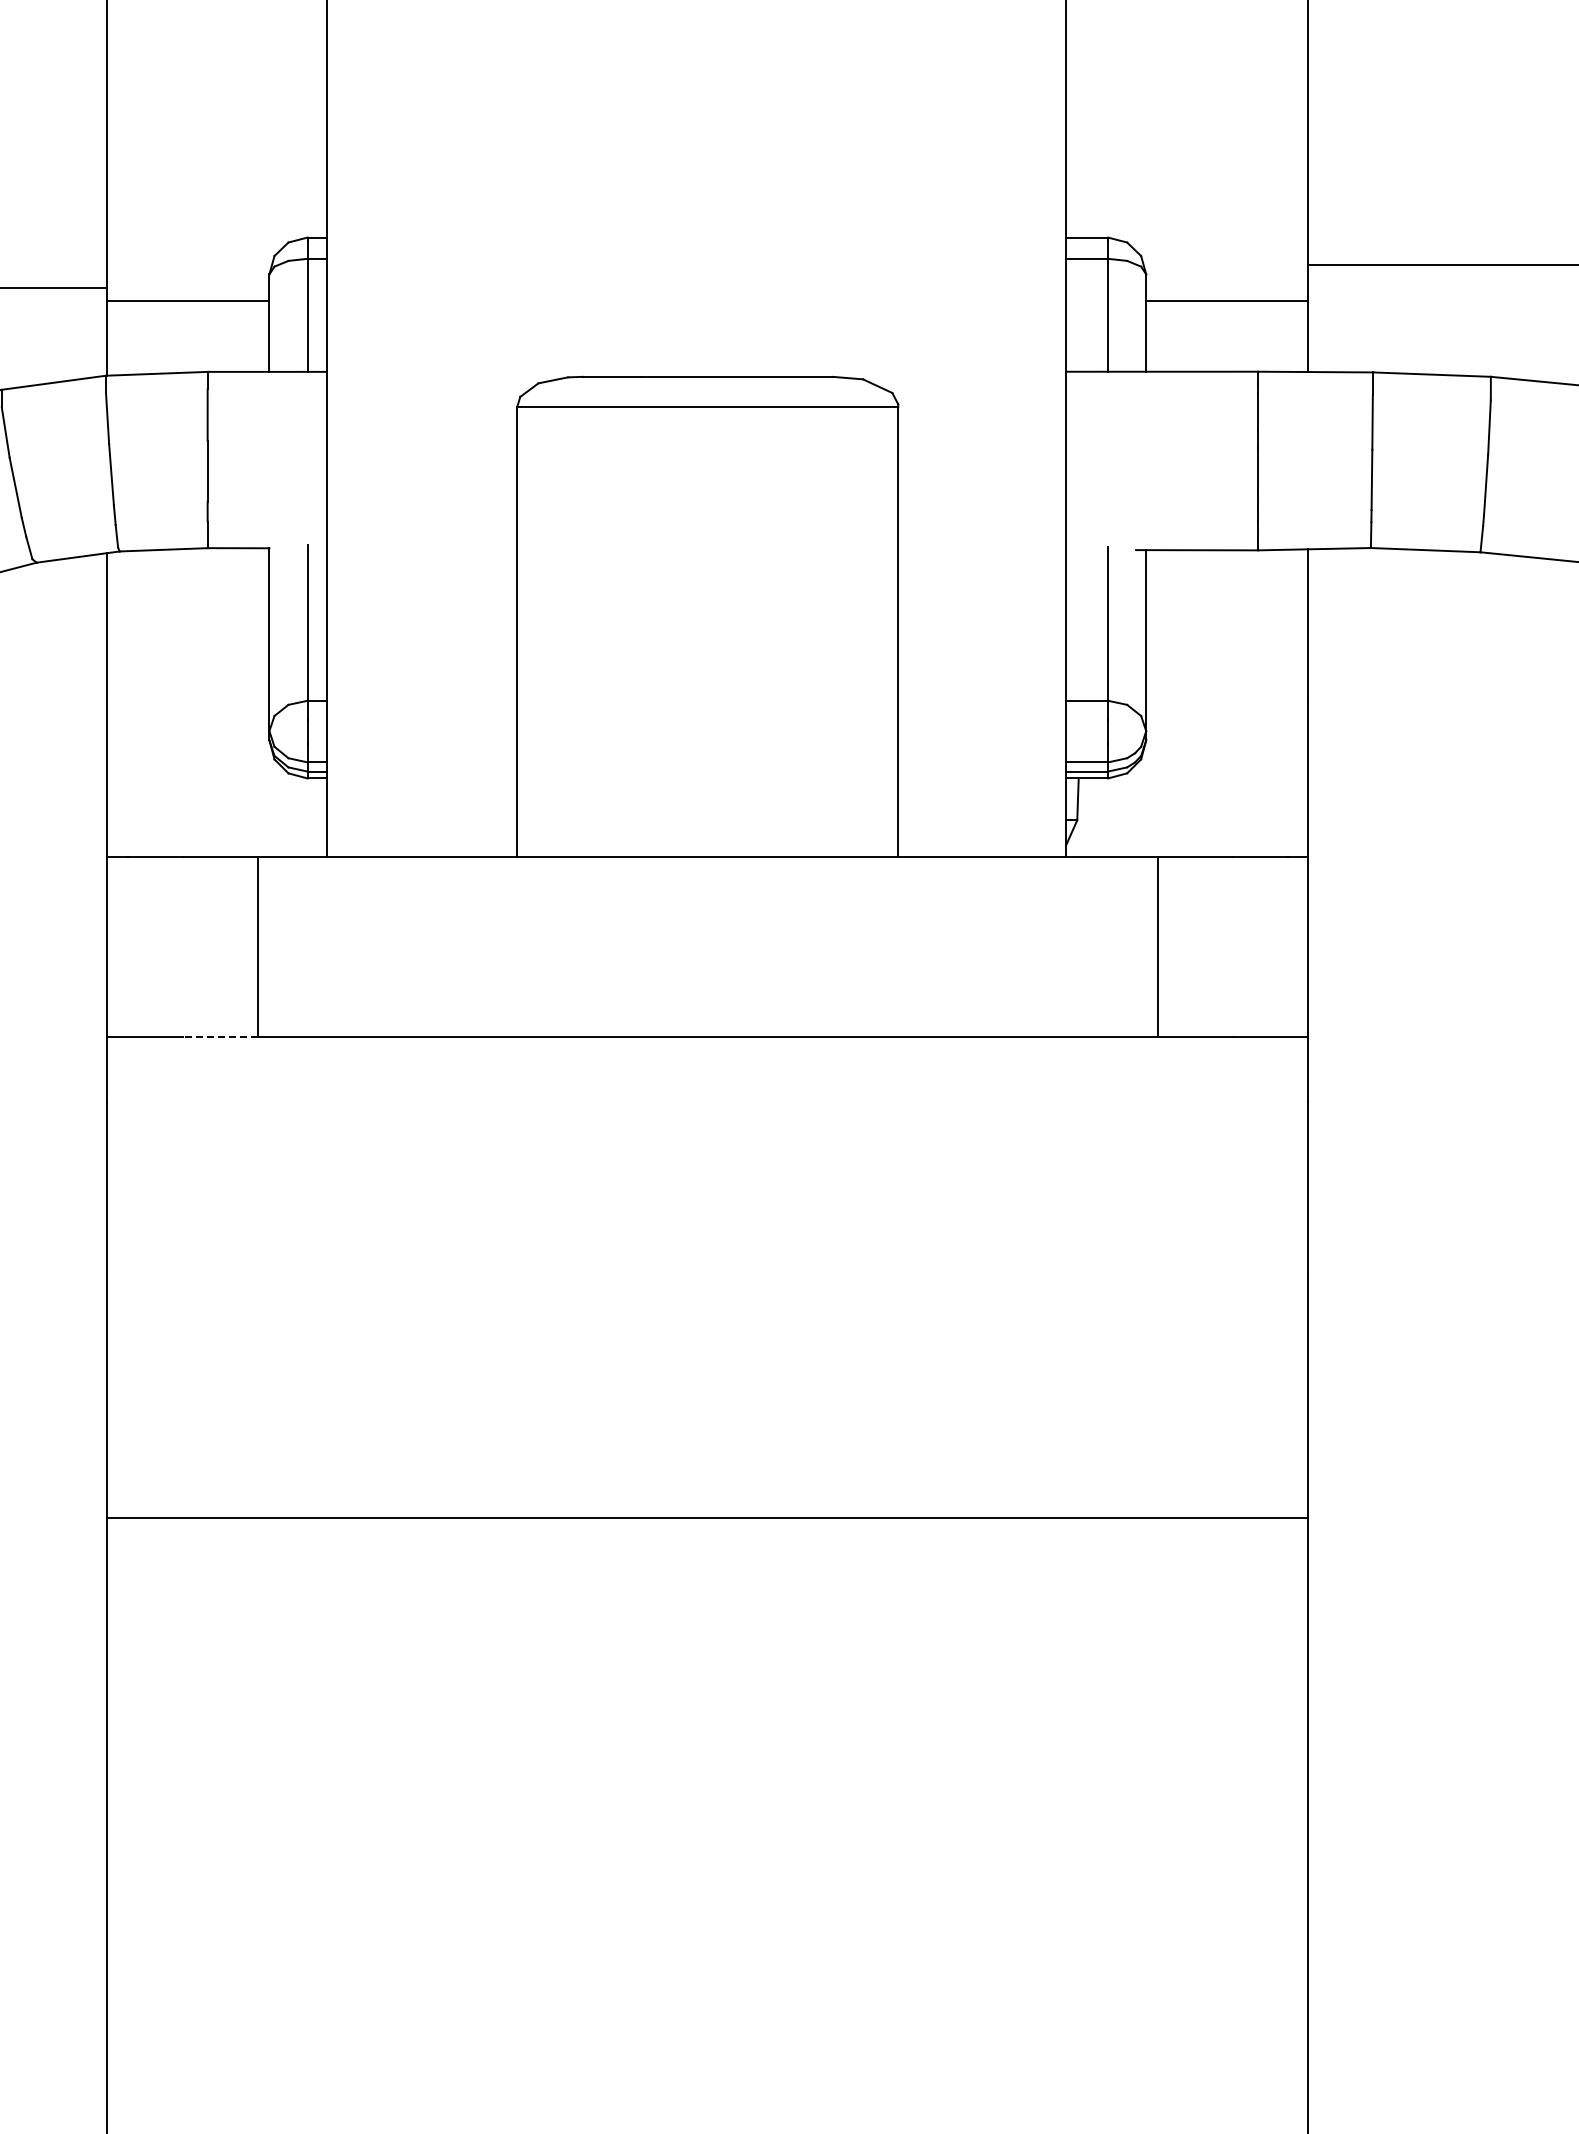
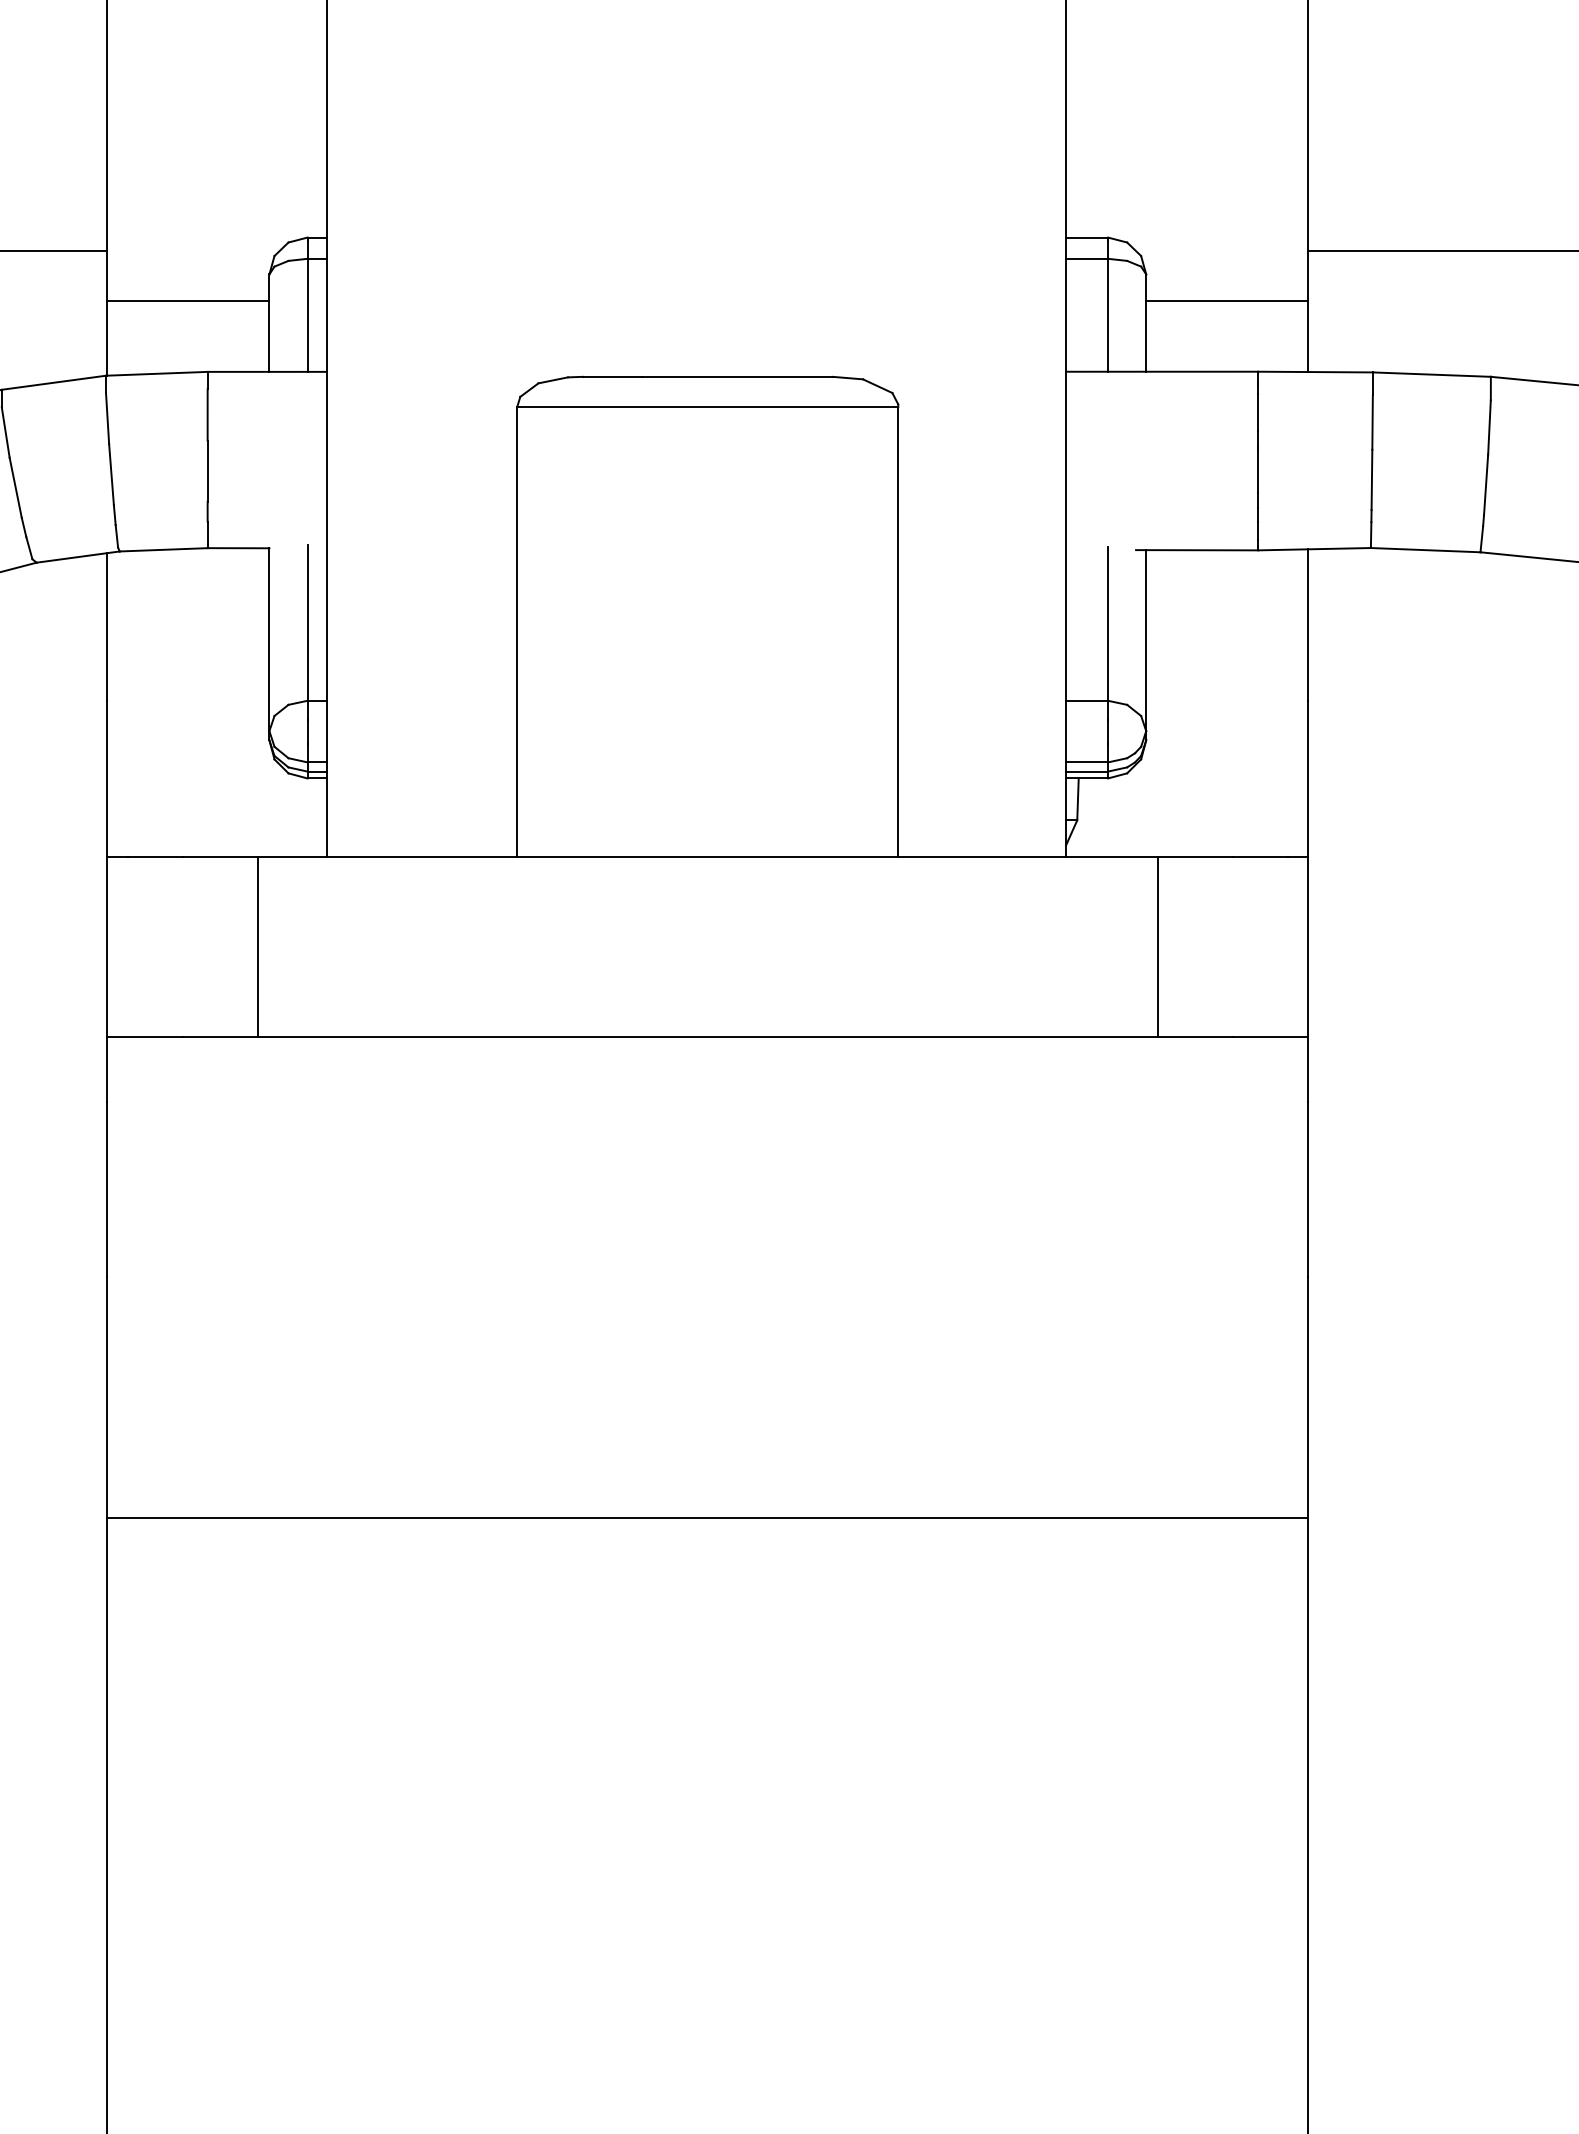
line position: (1441, 265) -> (1441, 251) (1441, 251)
line position: (54, 288) -> (54, 251) (54, 251)
line: dashed -> solid (220, 1037)
